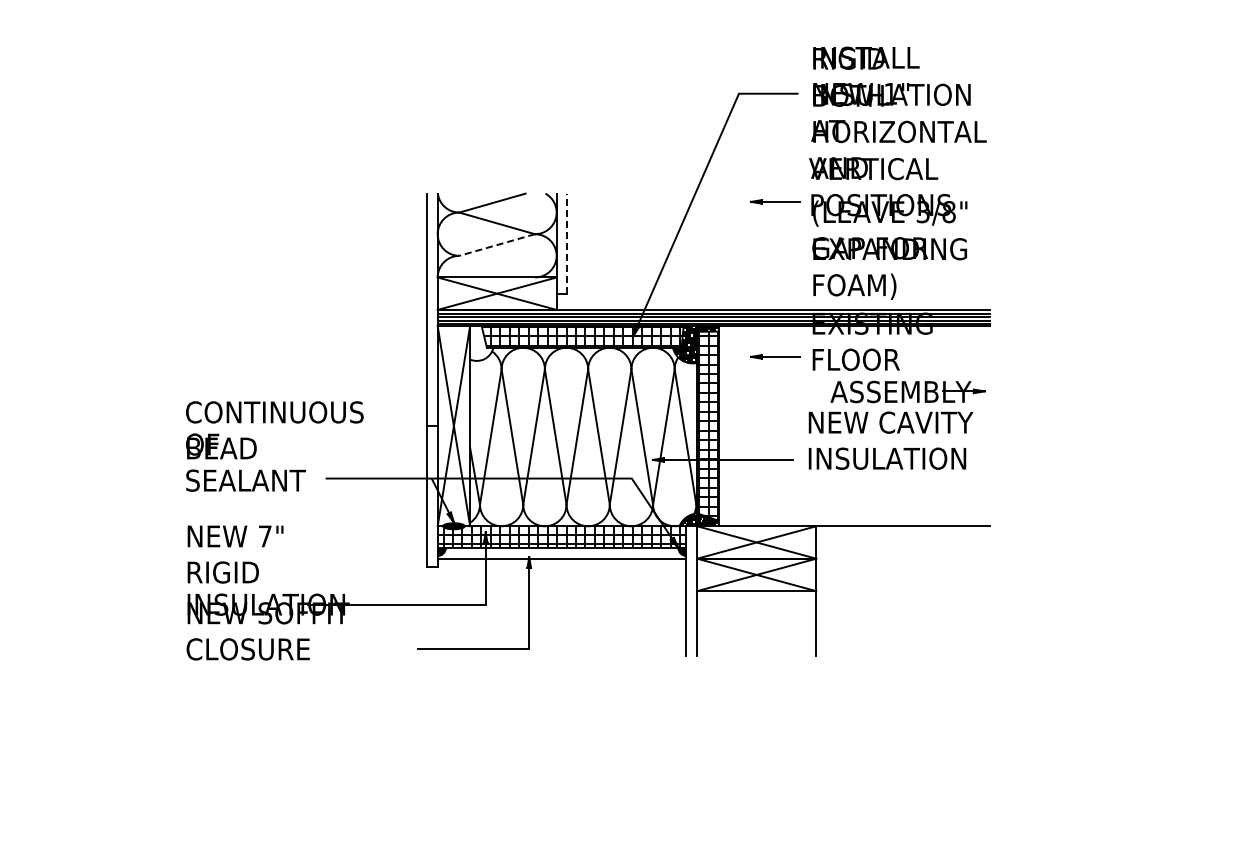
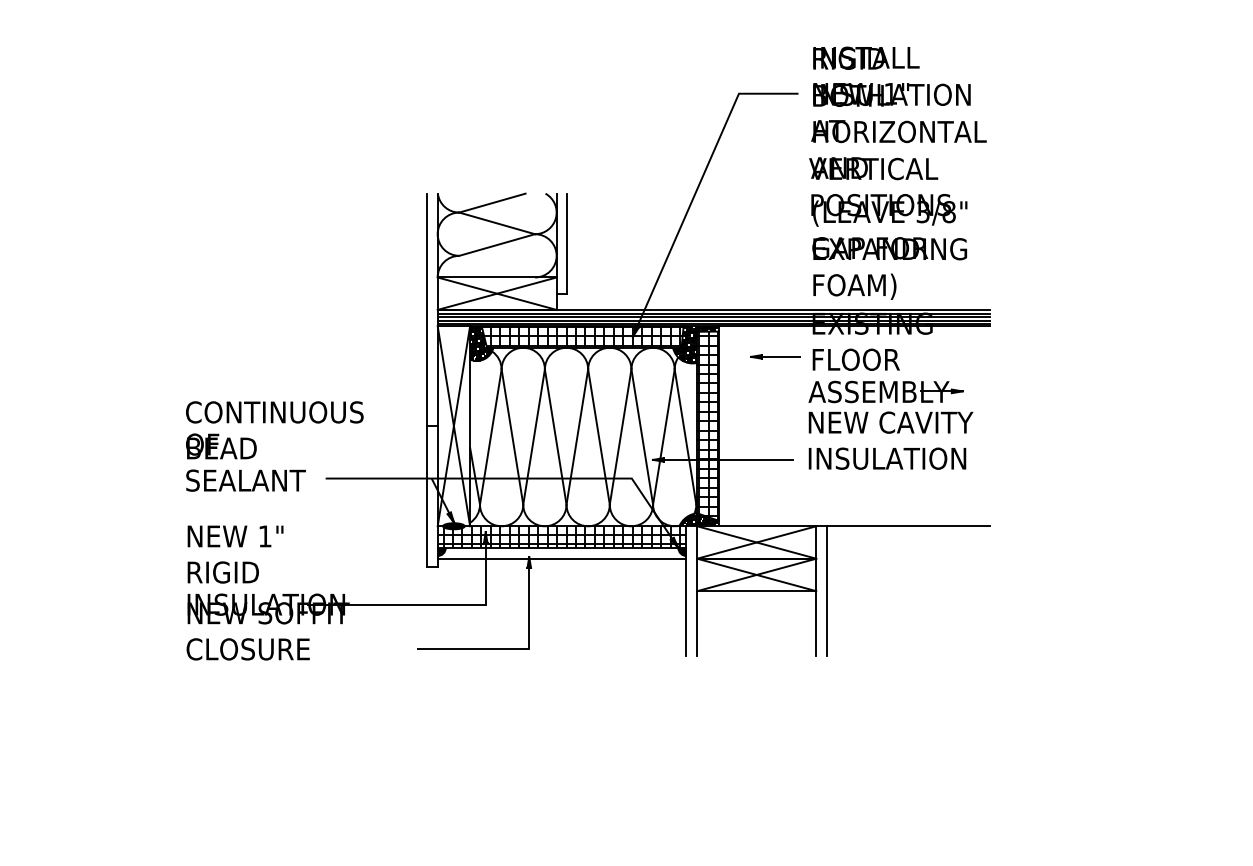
part: present -> none (775, 201)
line: dashed -> solid (567, 243)
line: dashed -> solid (496, 245)
hatch: none -> present (481, 343)
part position: (907, 391) -> (885, 391) (885, 391)
text: 7" -> 1" (265, 536)
line: none -> present (827, 591)
